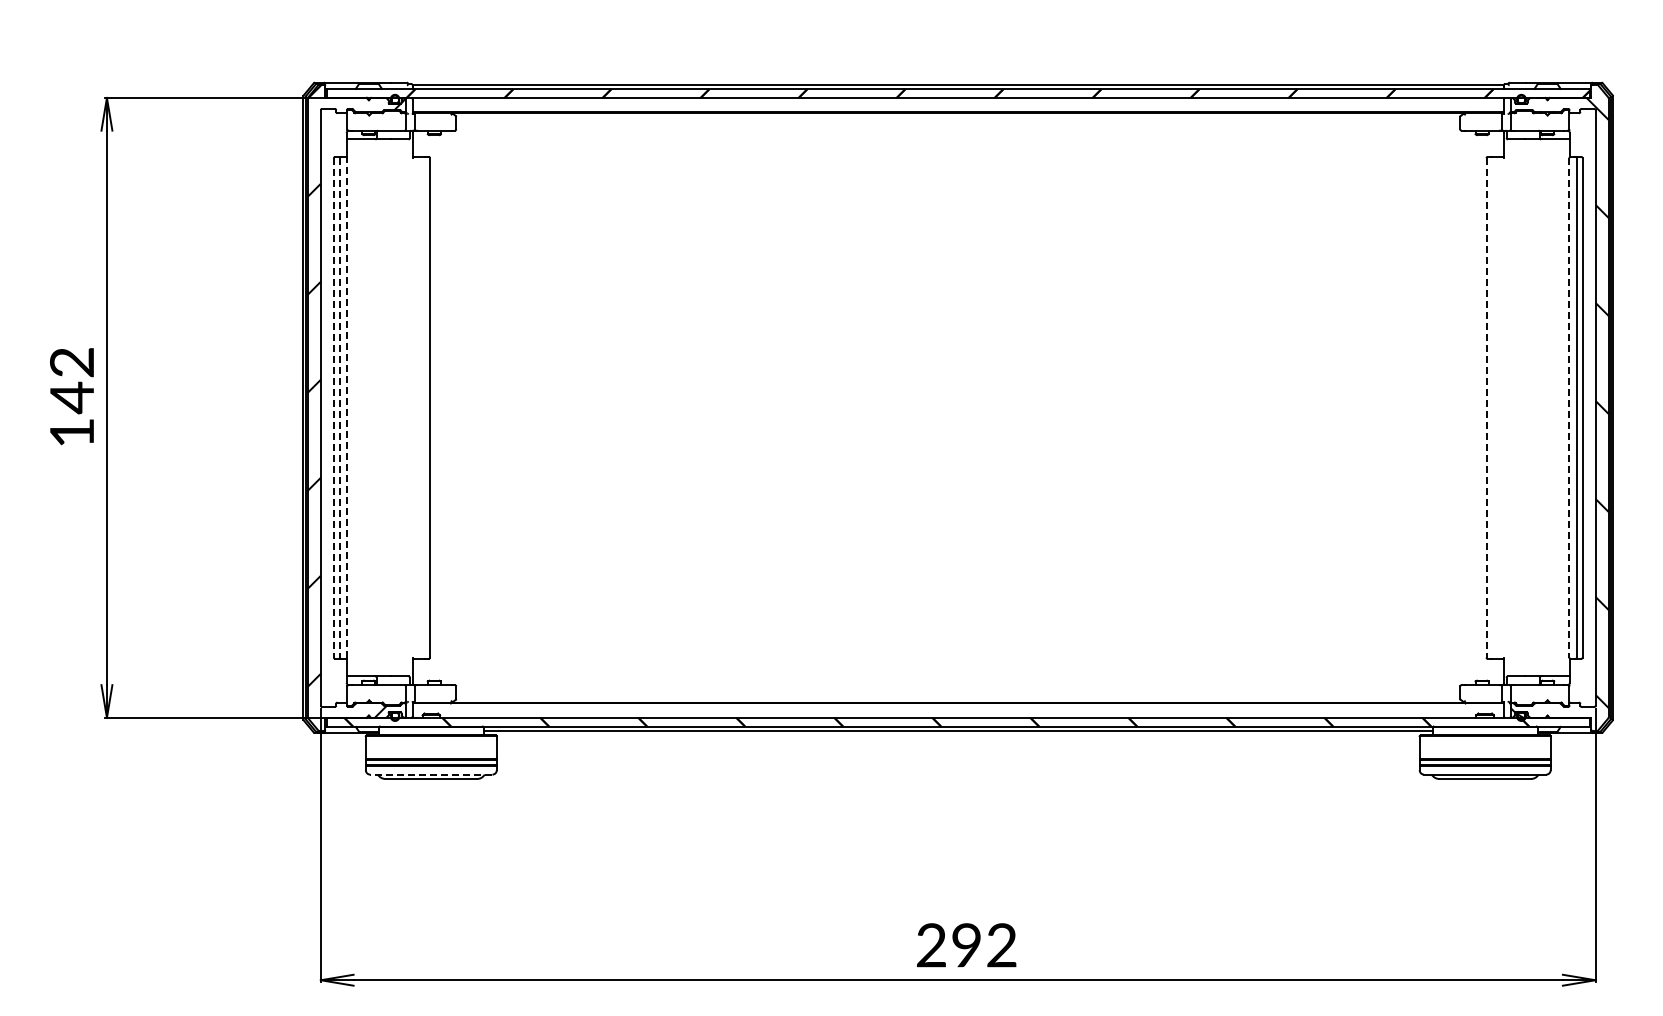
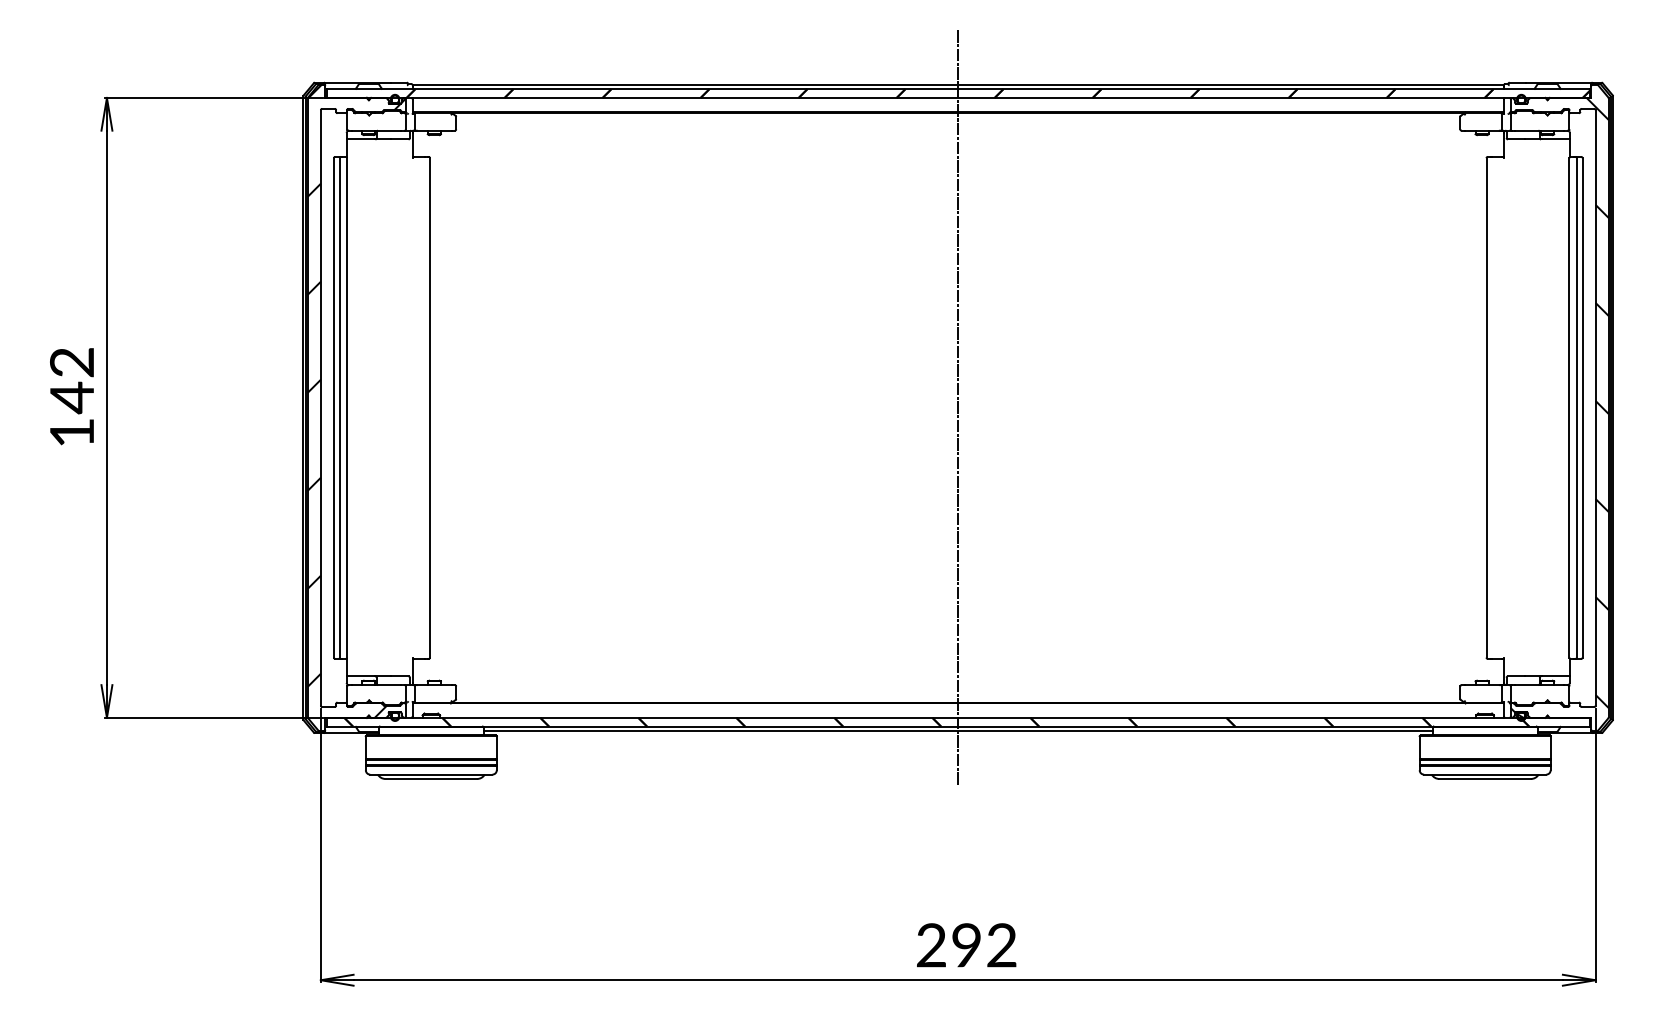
line: dashed -> solid (333, 407)
line: dashed -> solid (339, 407)
line: dashed -> solid (347, 407)
line: none -> present (958, 407)
line: dashed -> solid (1486, 407)
line: dashed -> solid (1569, 407)
line: dashed -> solid (430, 774)
